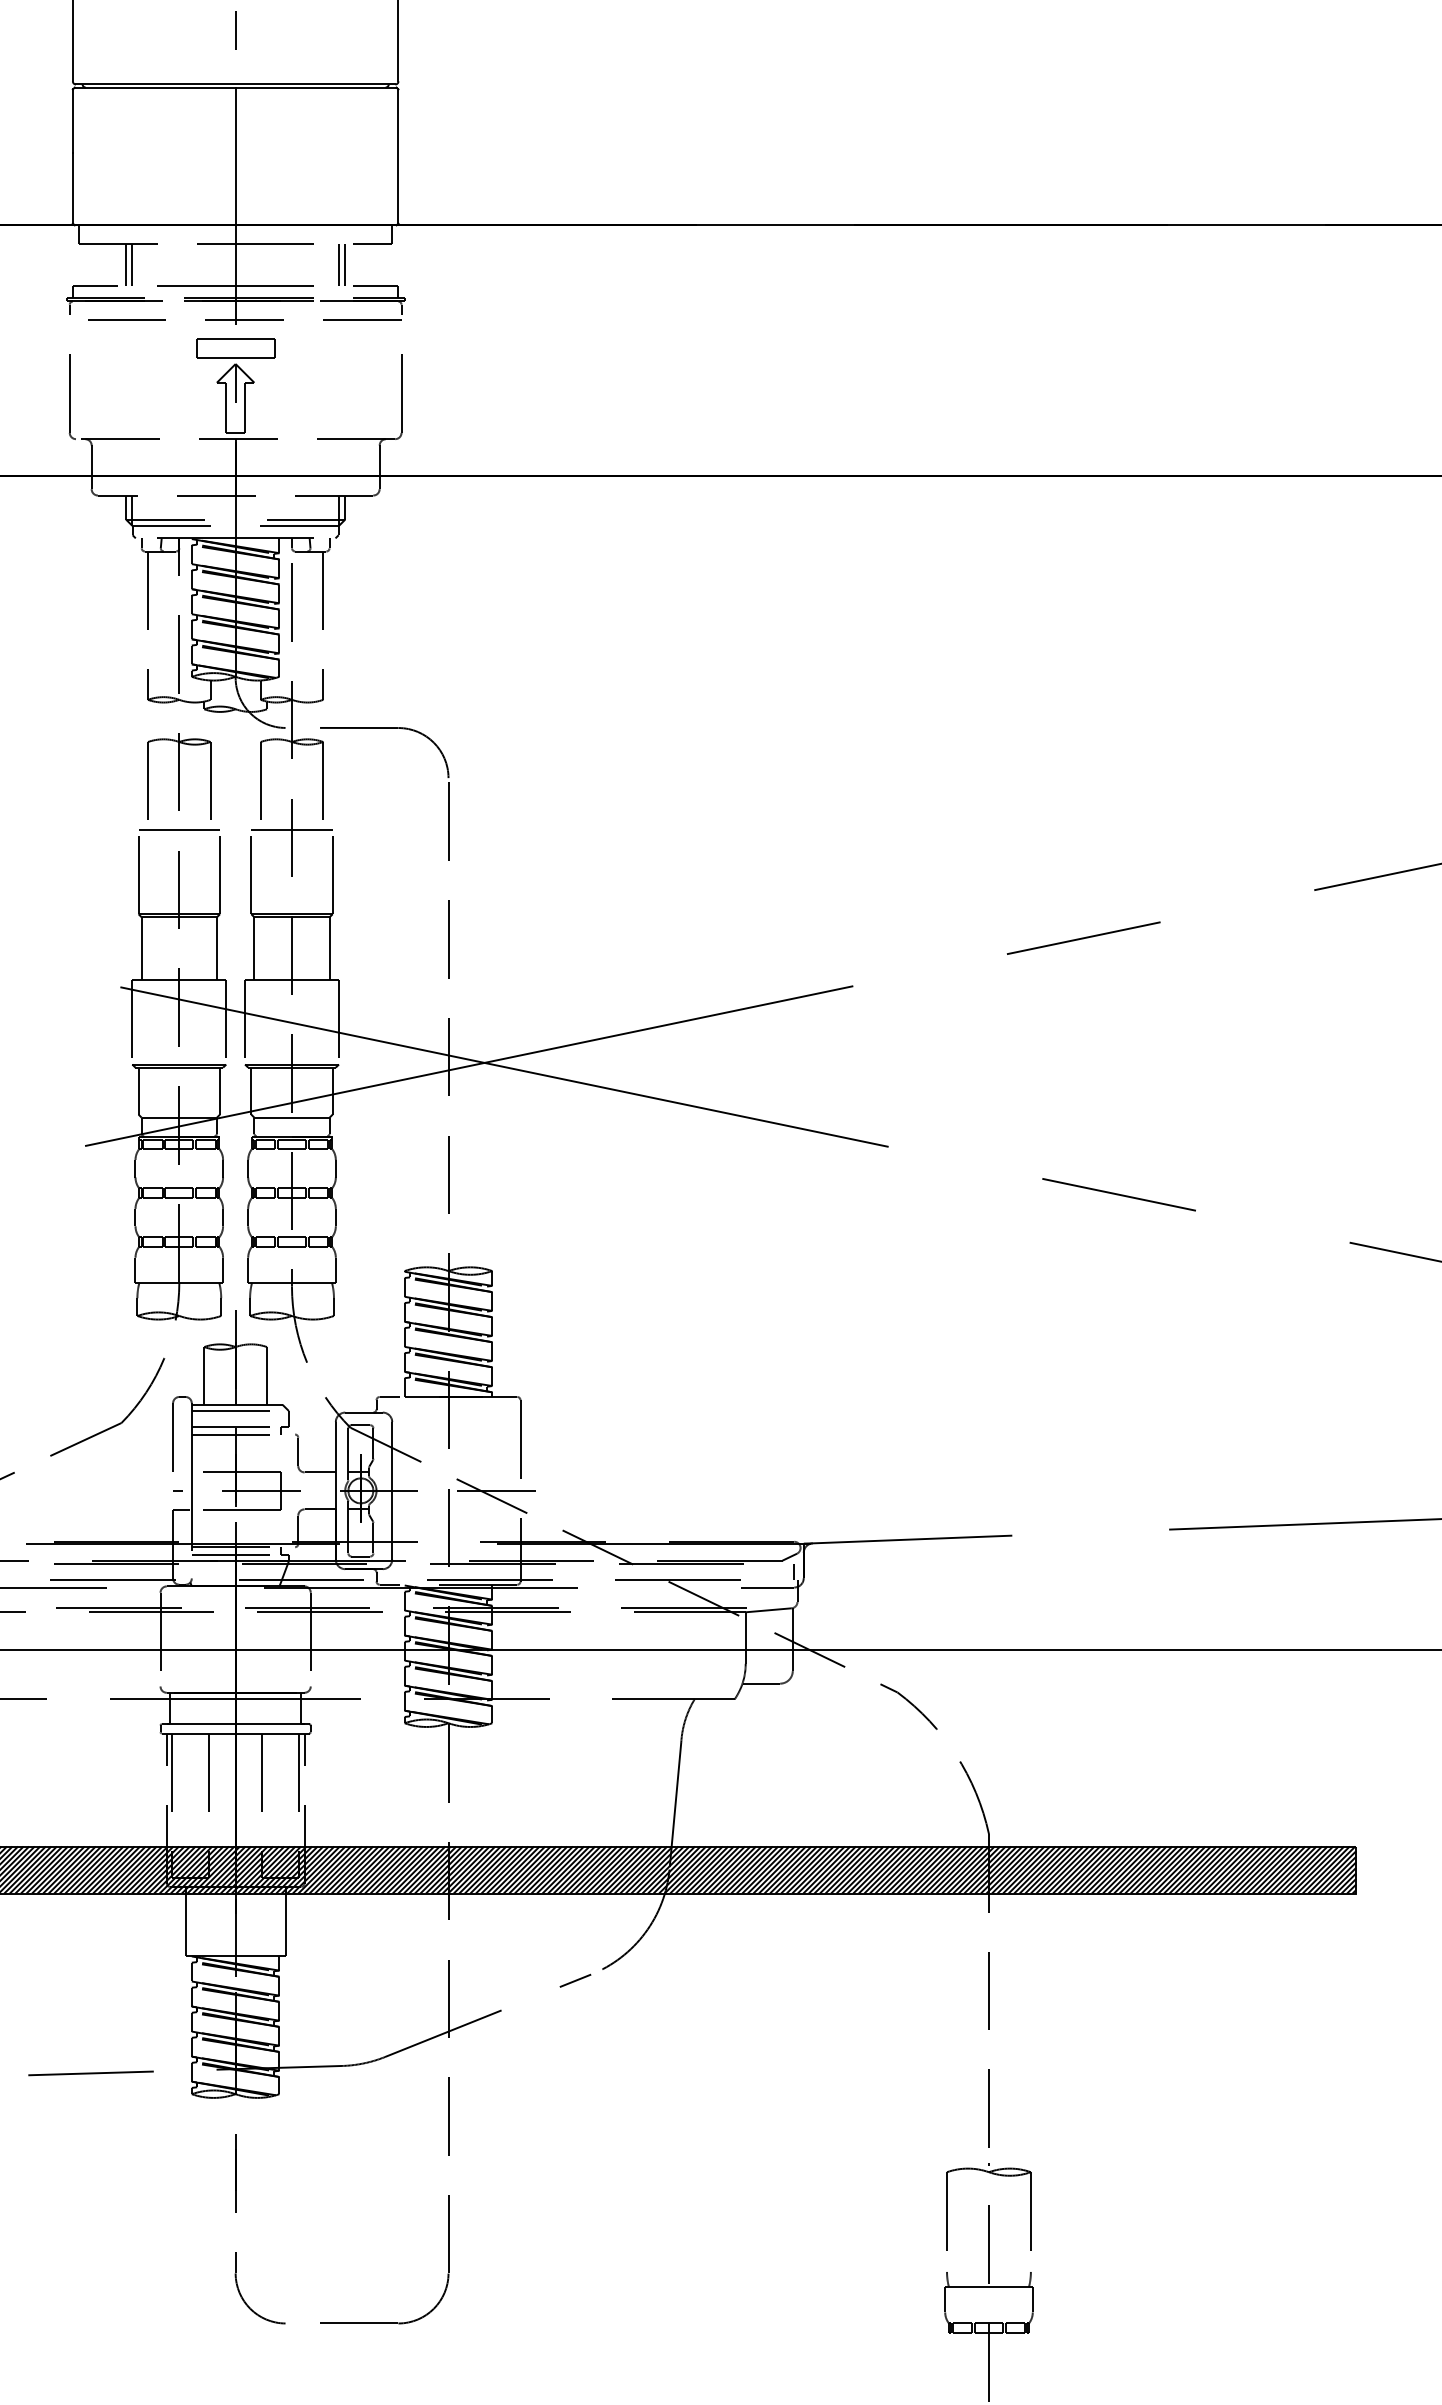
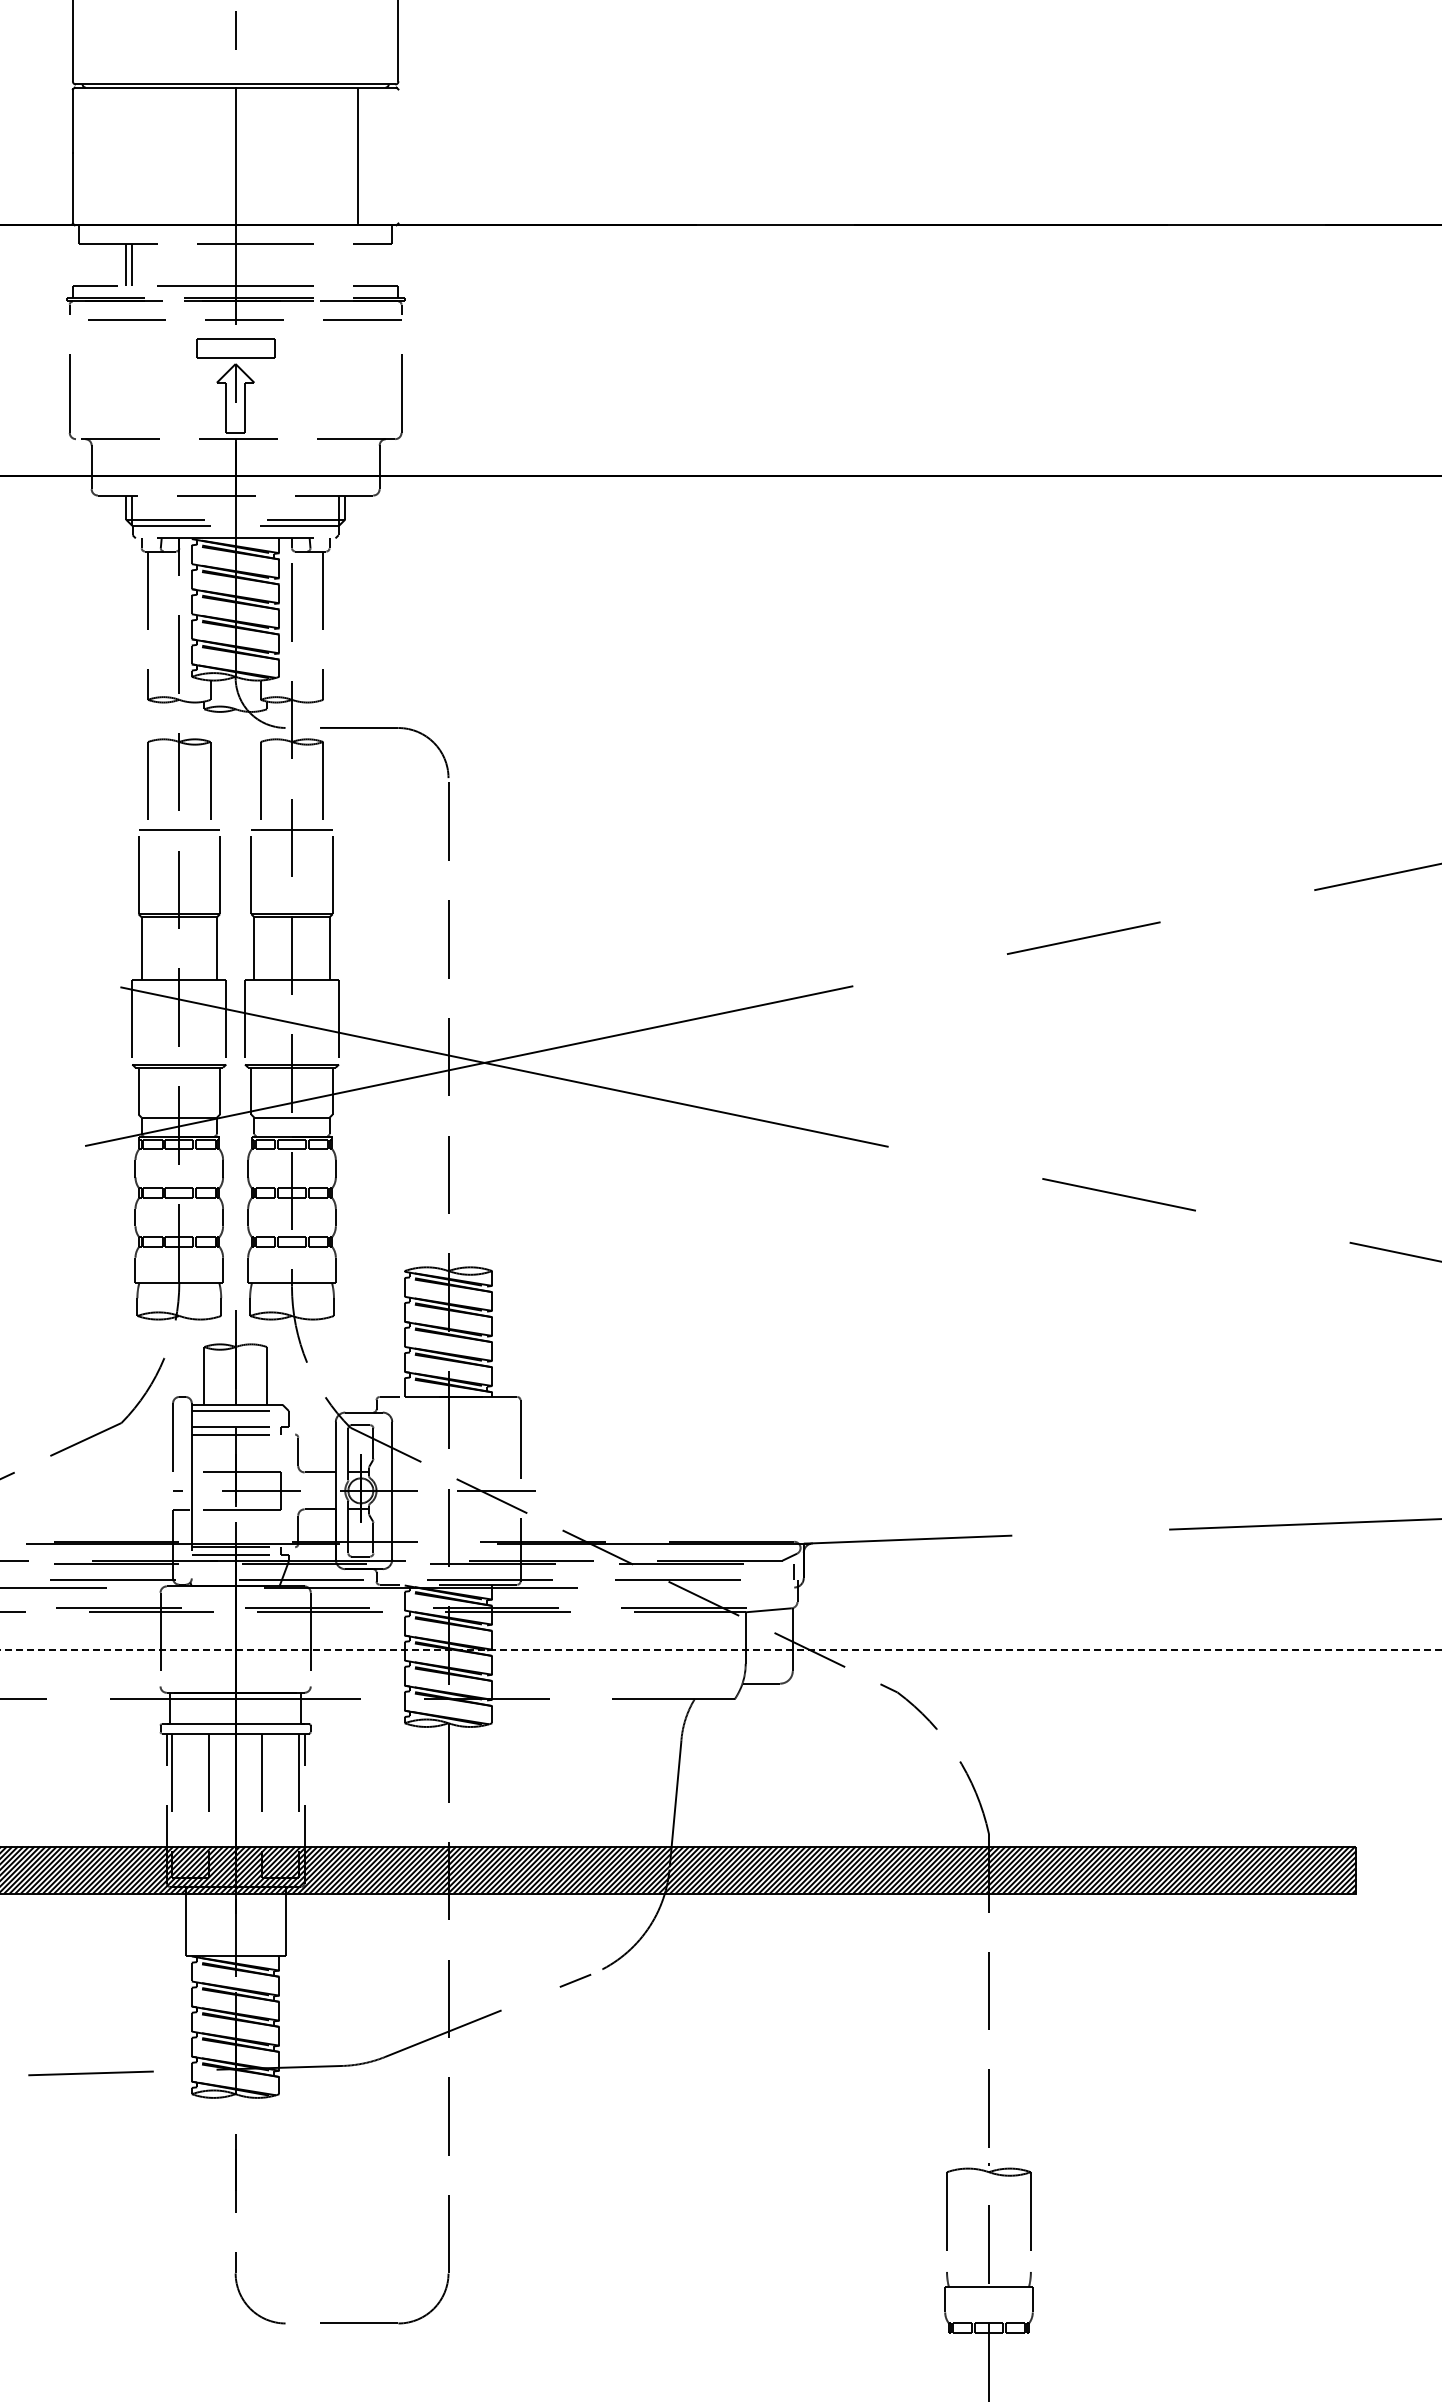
line position: (398, 156) -> (358, 156) (358, 156)
part: present -> none (341, 264)
line: present -> none (767, 1587)
line: solid -> dashed (720, 1650)
